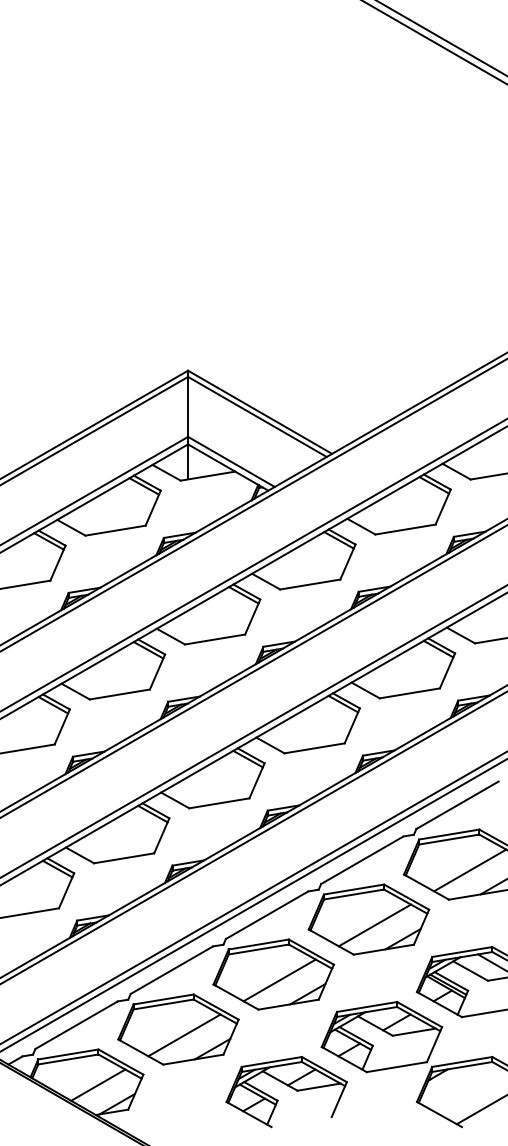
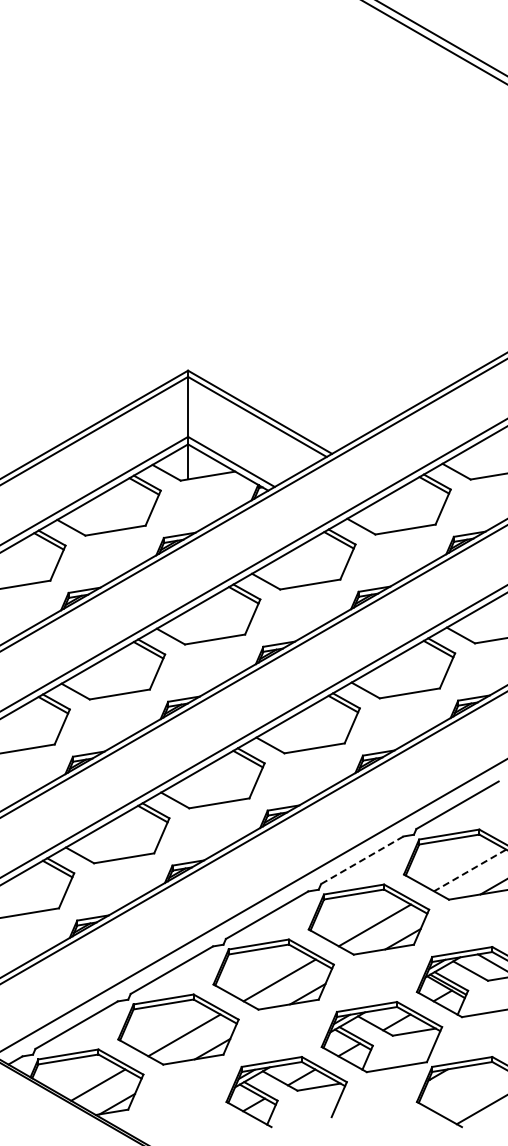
line: solid -> dashed (362, 860)
line: solid -> dashed (470, 870)
line: present -> none (253, 897)
